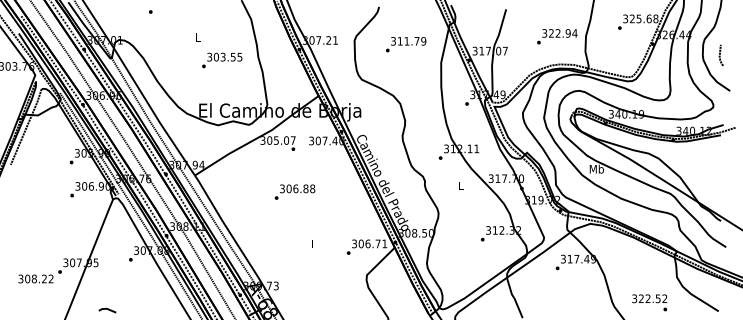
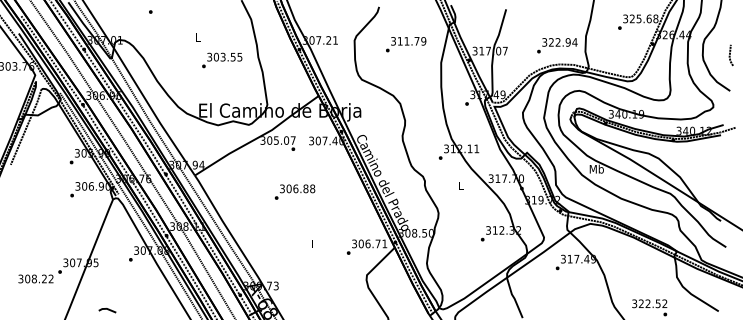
text position: (557, 36) -> (557, 45) (557, 45)
line position: (720, 55) -> (730, 55) (730, 55)
text position: (649, 302) -> (649, 307) (649, 307)
